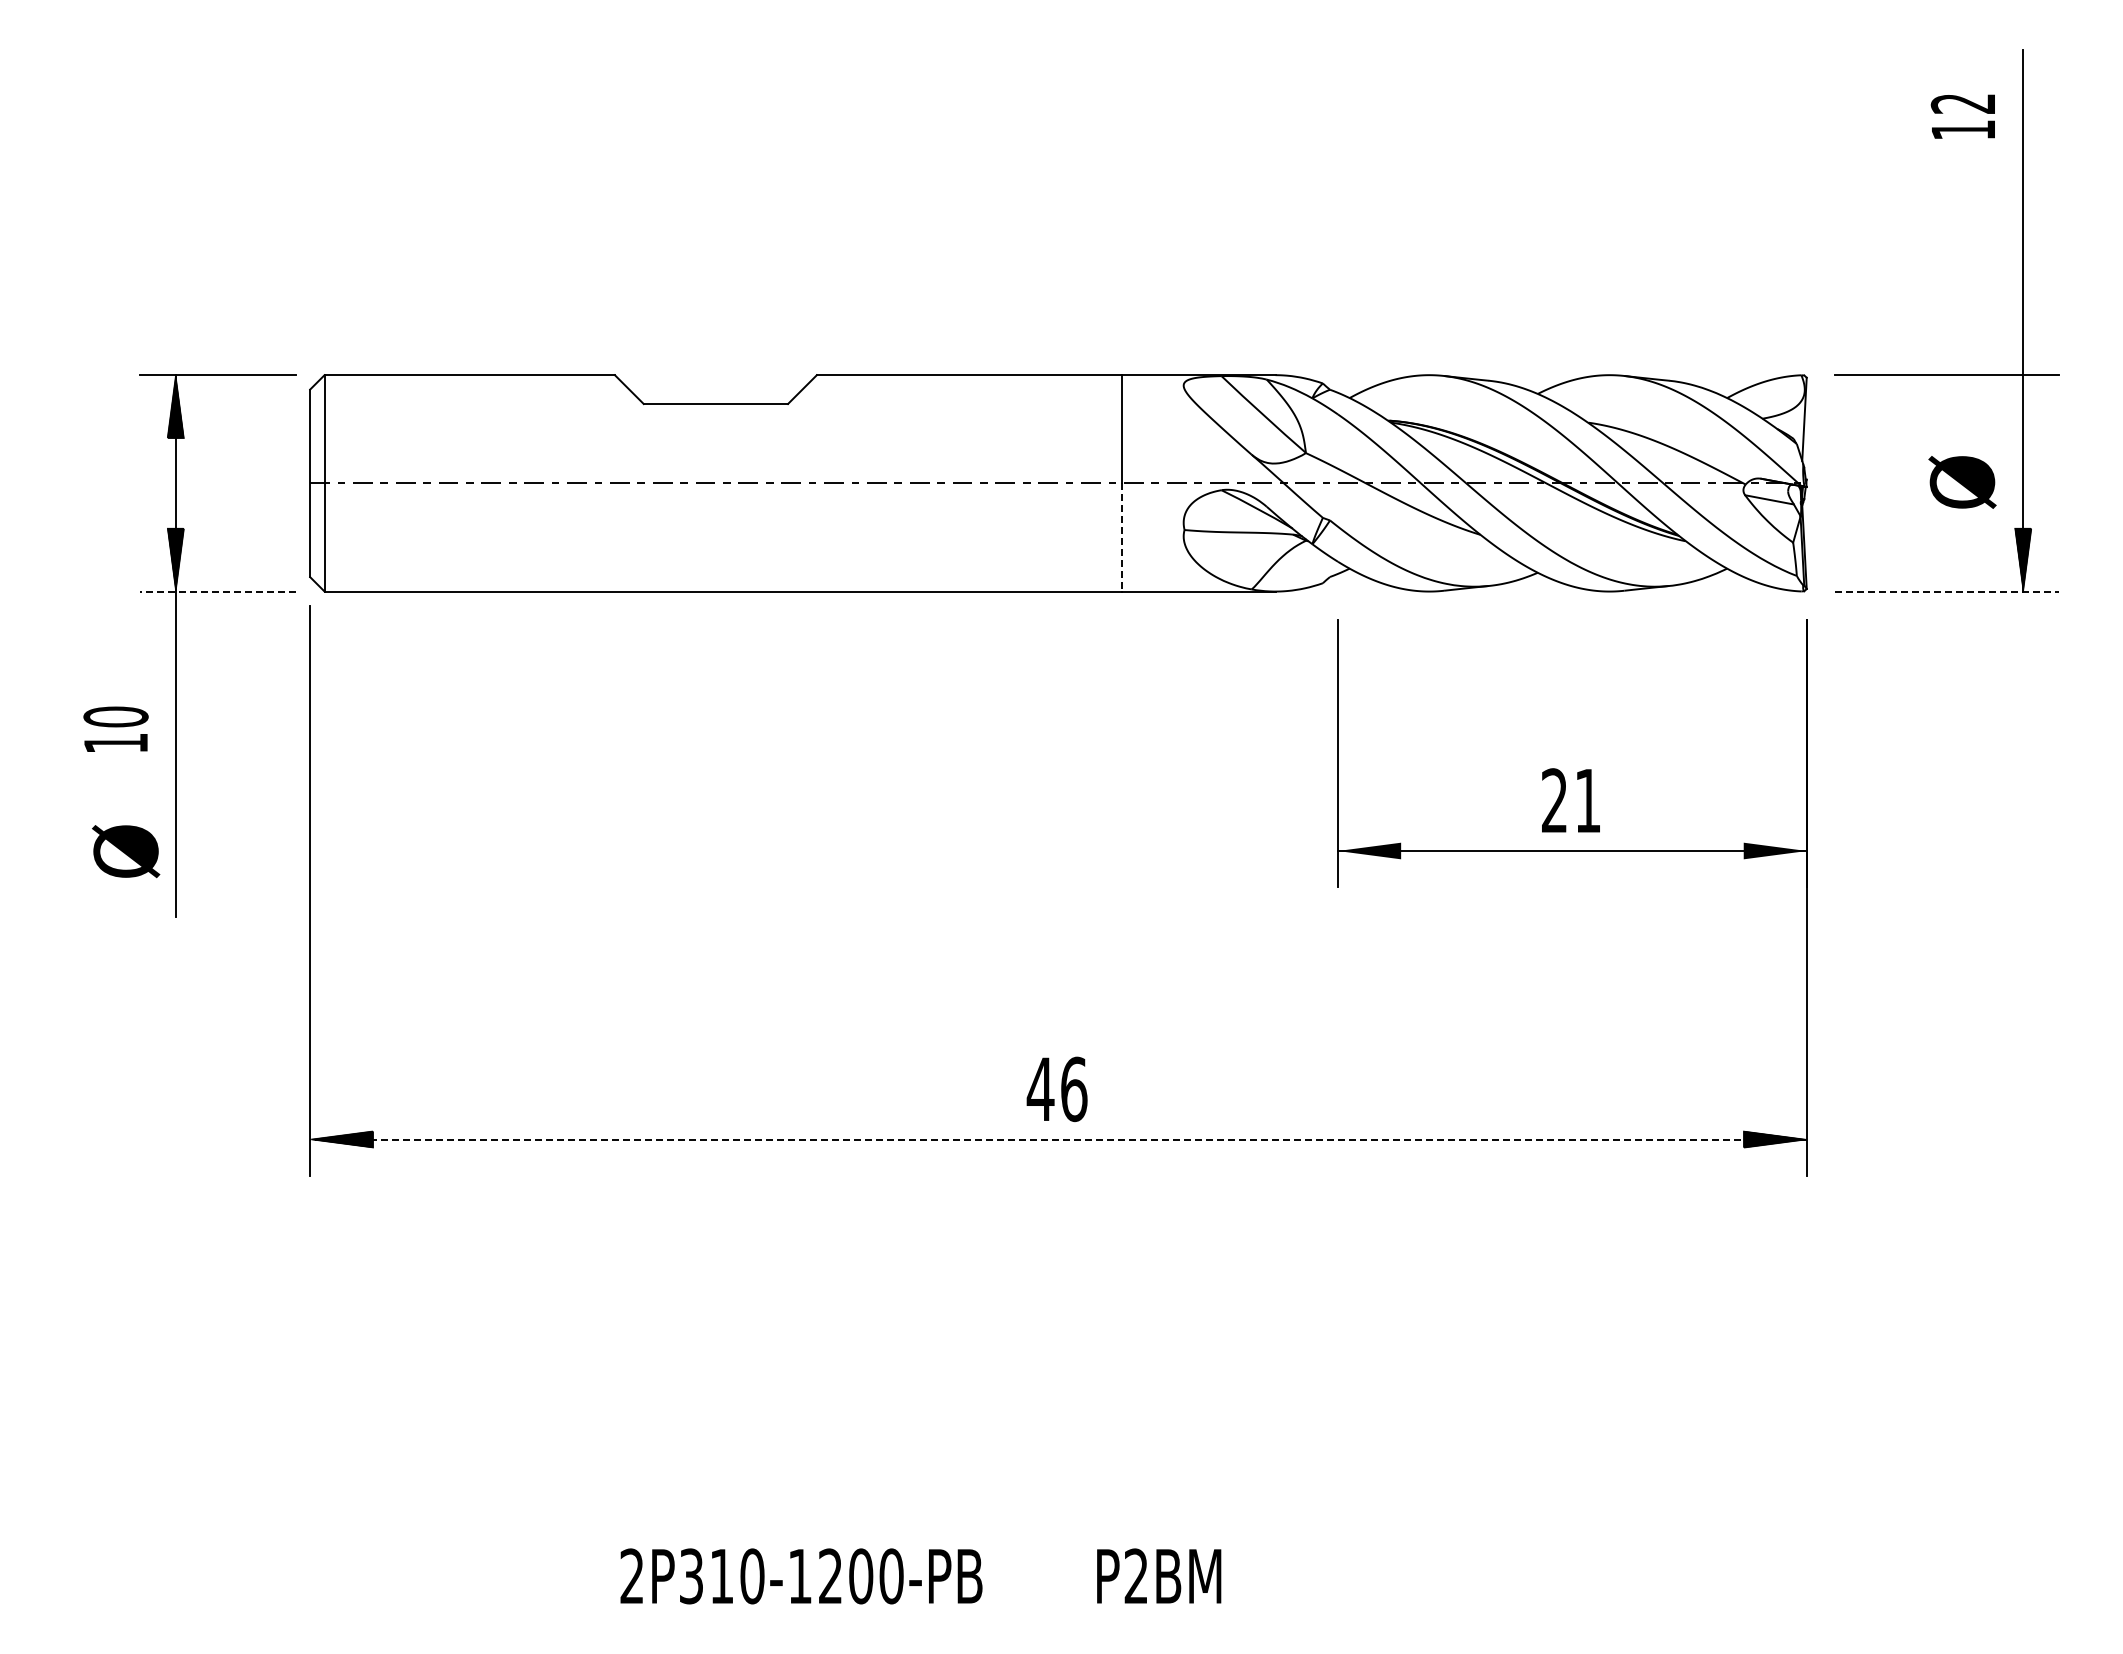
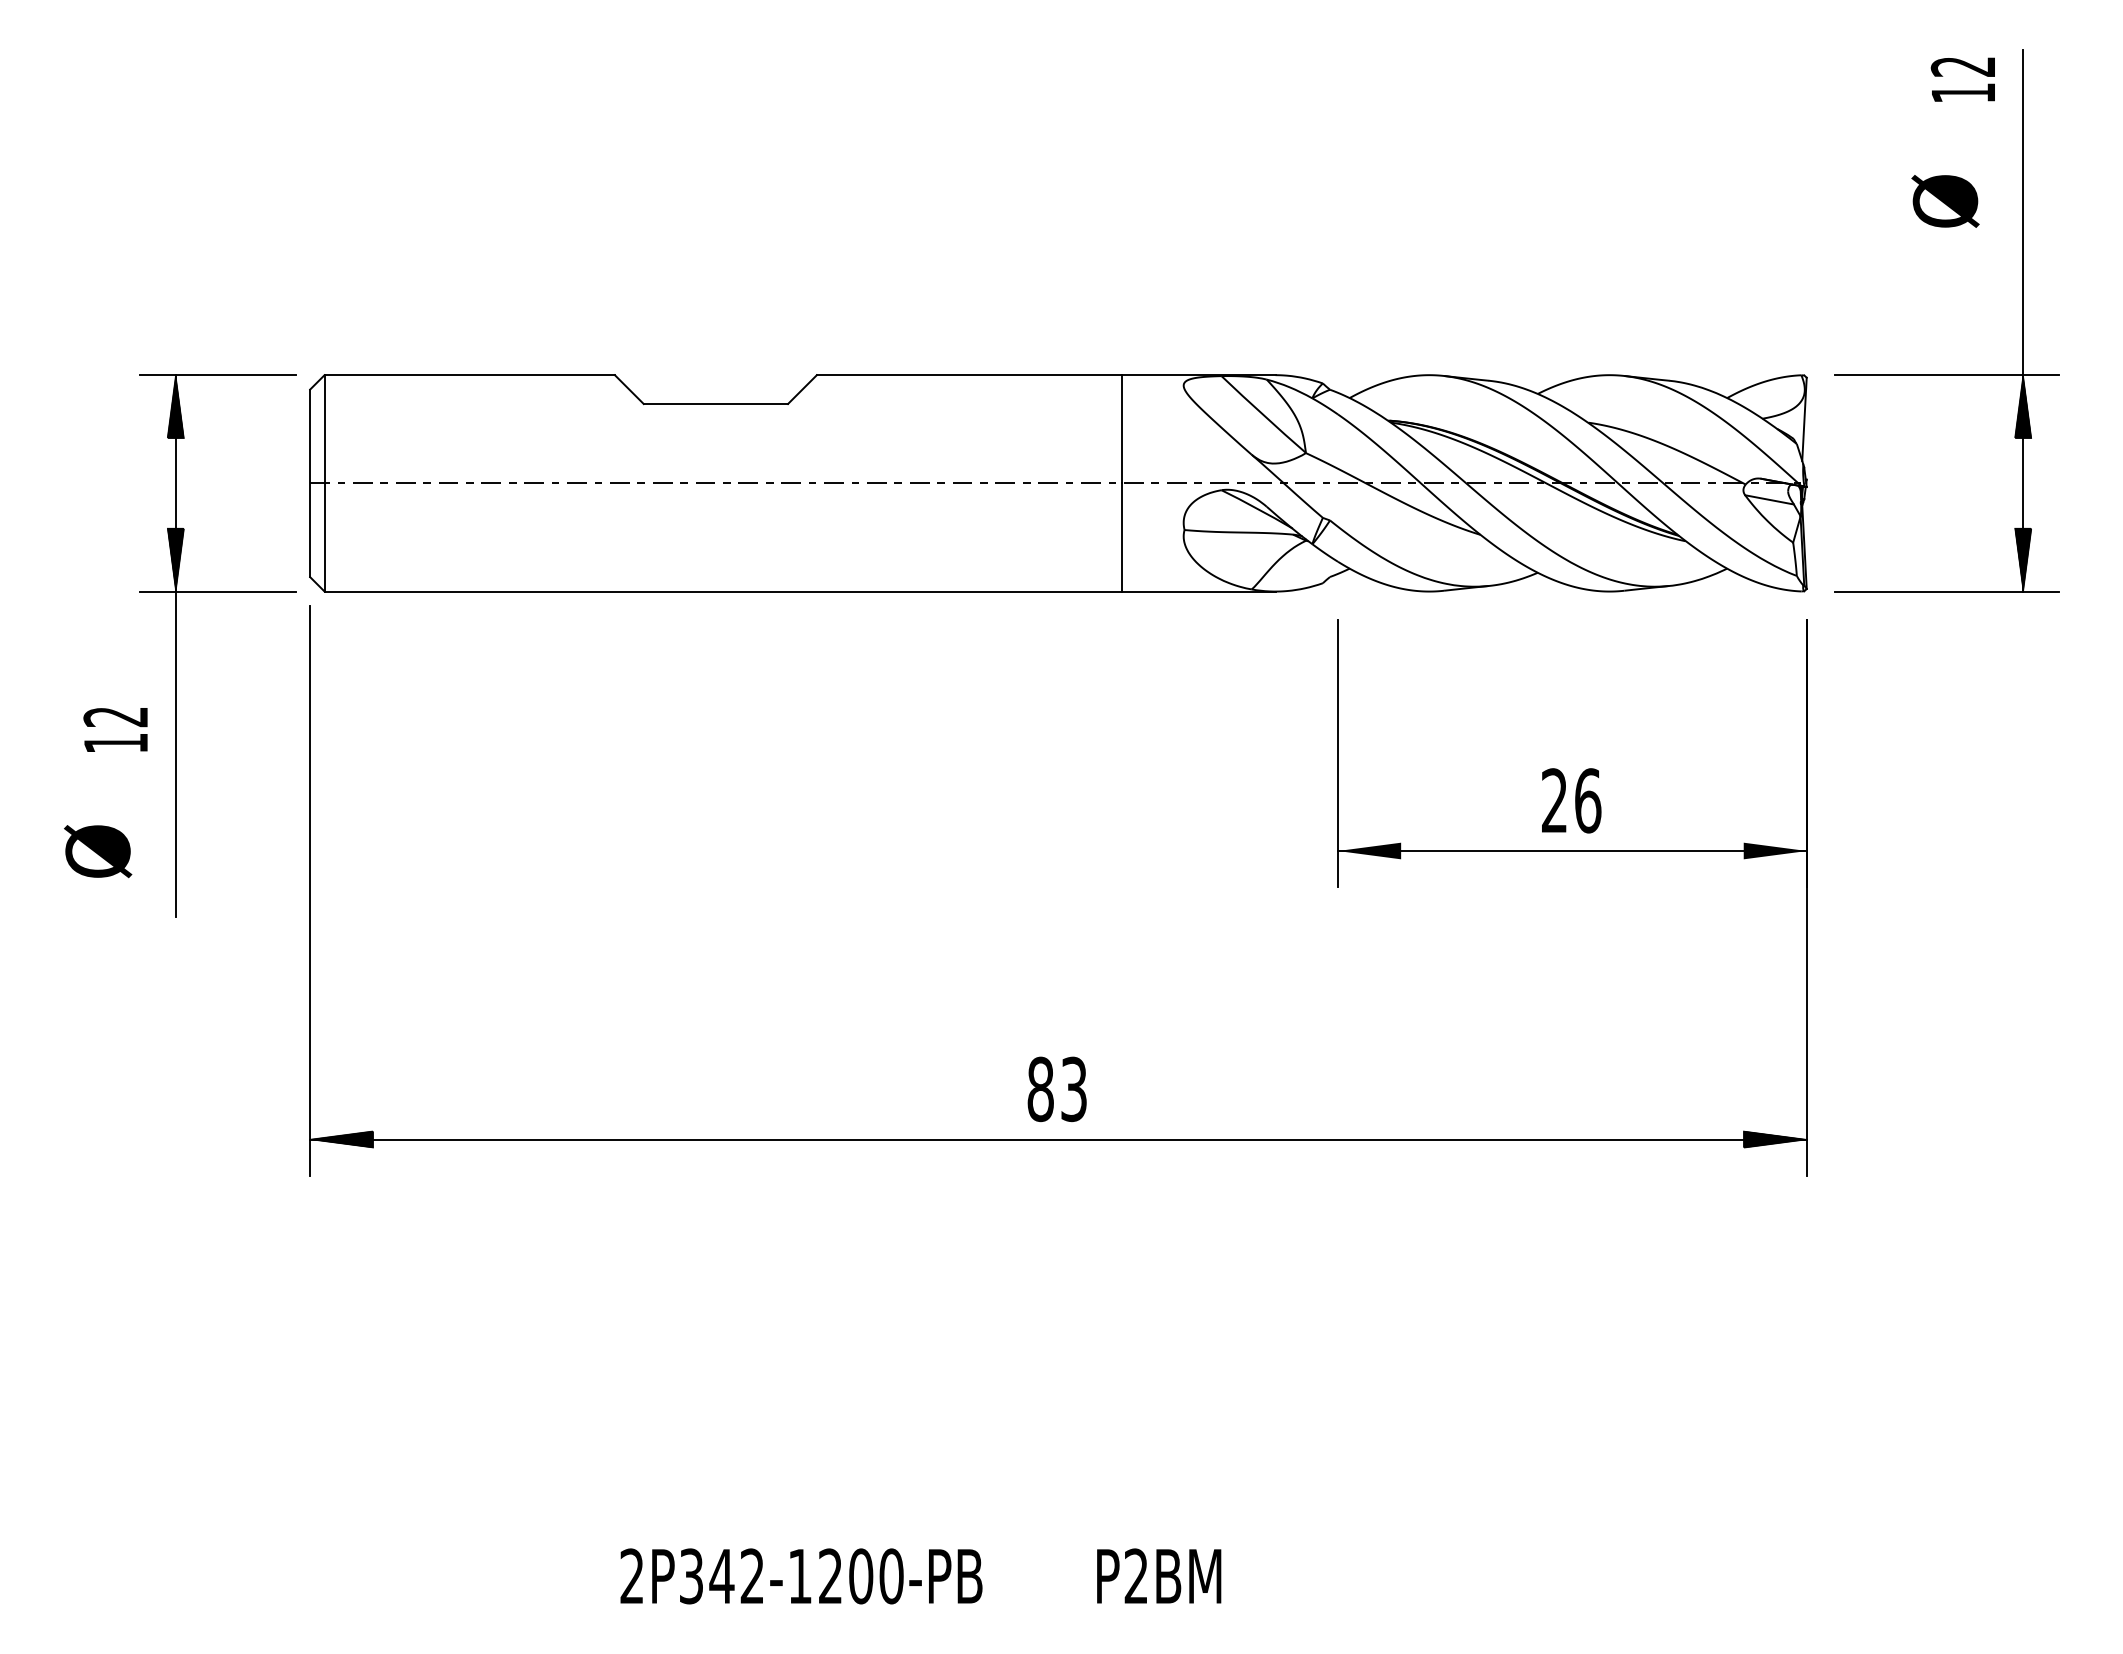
text position: (1962, 116) -> (1962, 79) (1962, 79)
hatch: none -> present (2022, 406)
text position: (1962, 482) -> (1945, 201) (1945, 201)
line: dashed -> solid (1121, 537)
line: dashed -> solid (217, 591)
line: dashed -> solid (1947, 591)
text: 10 -> 12 (115, 716)
text: 21 -> 26 (1588, 800)
text position: (126, 851) -> (98, 851) (98, 851)
text: 46 -> 83 (1056, 1089)
line: dashed -> solid (1058, 1139)
text: 2P310-1200-PB -> 2P342-1200-PB (736, 1576)
